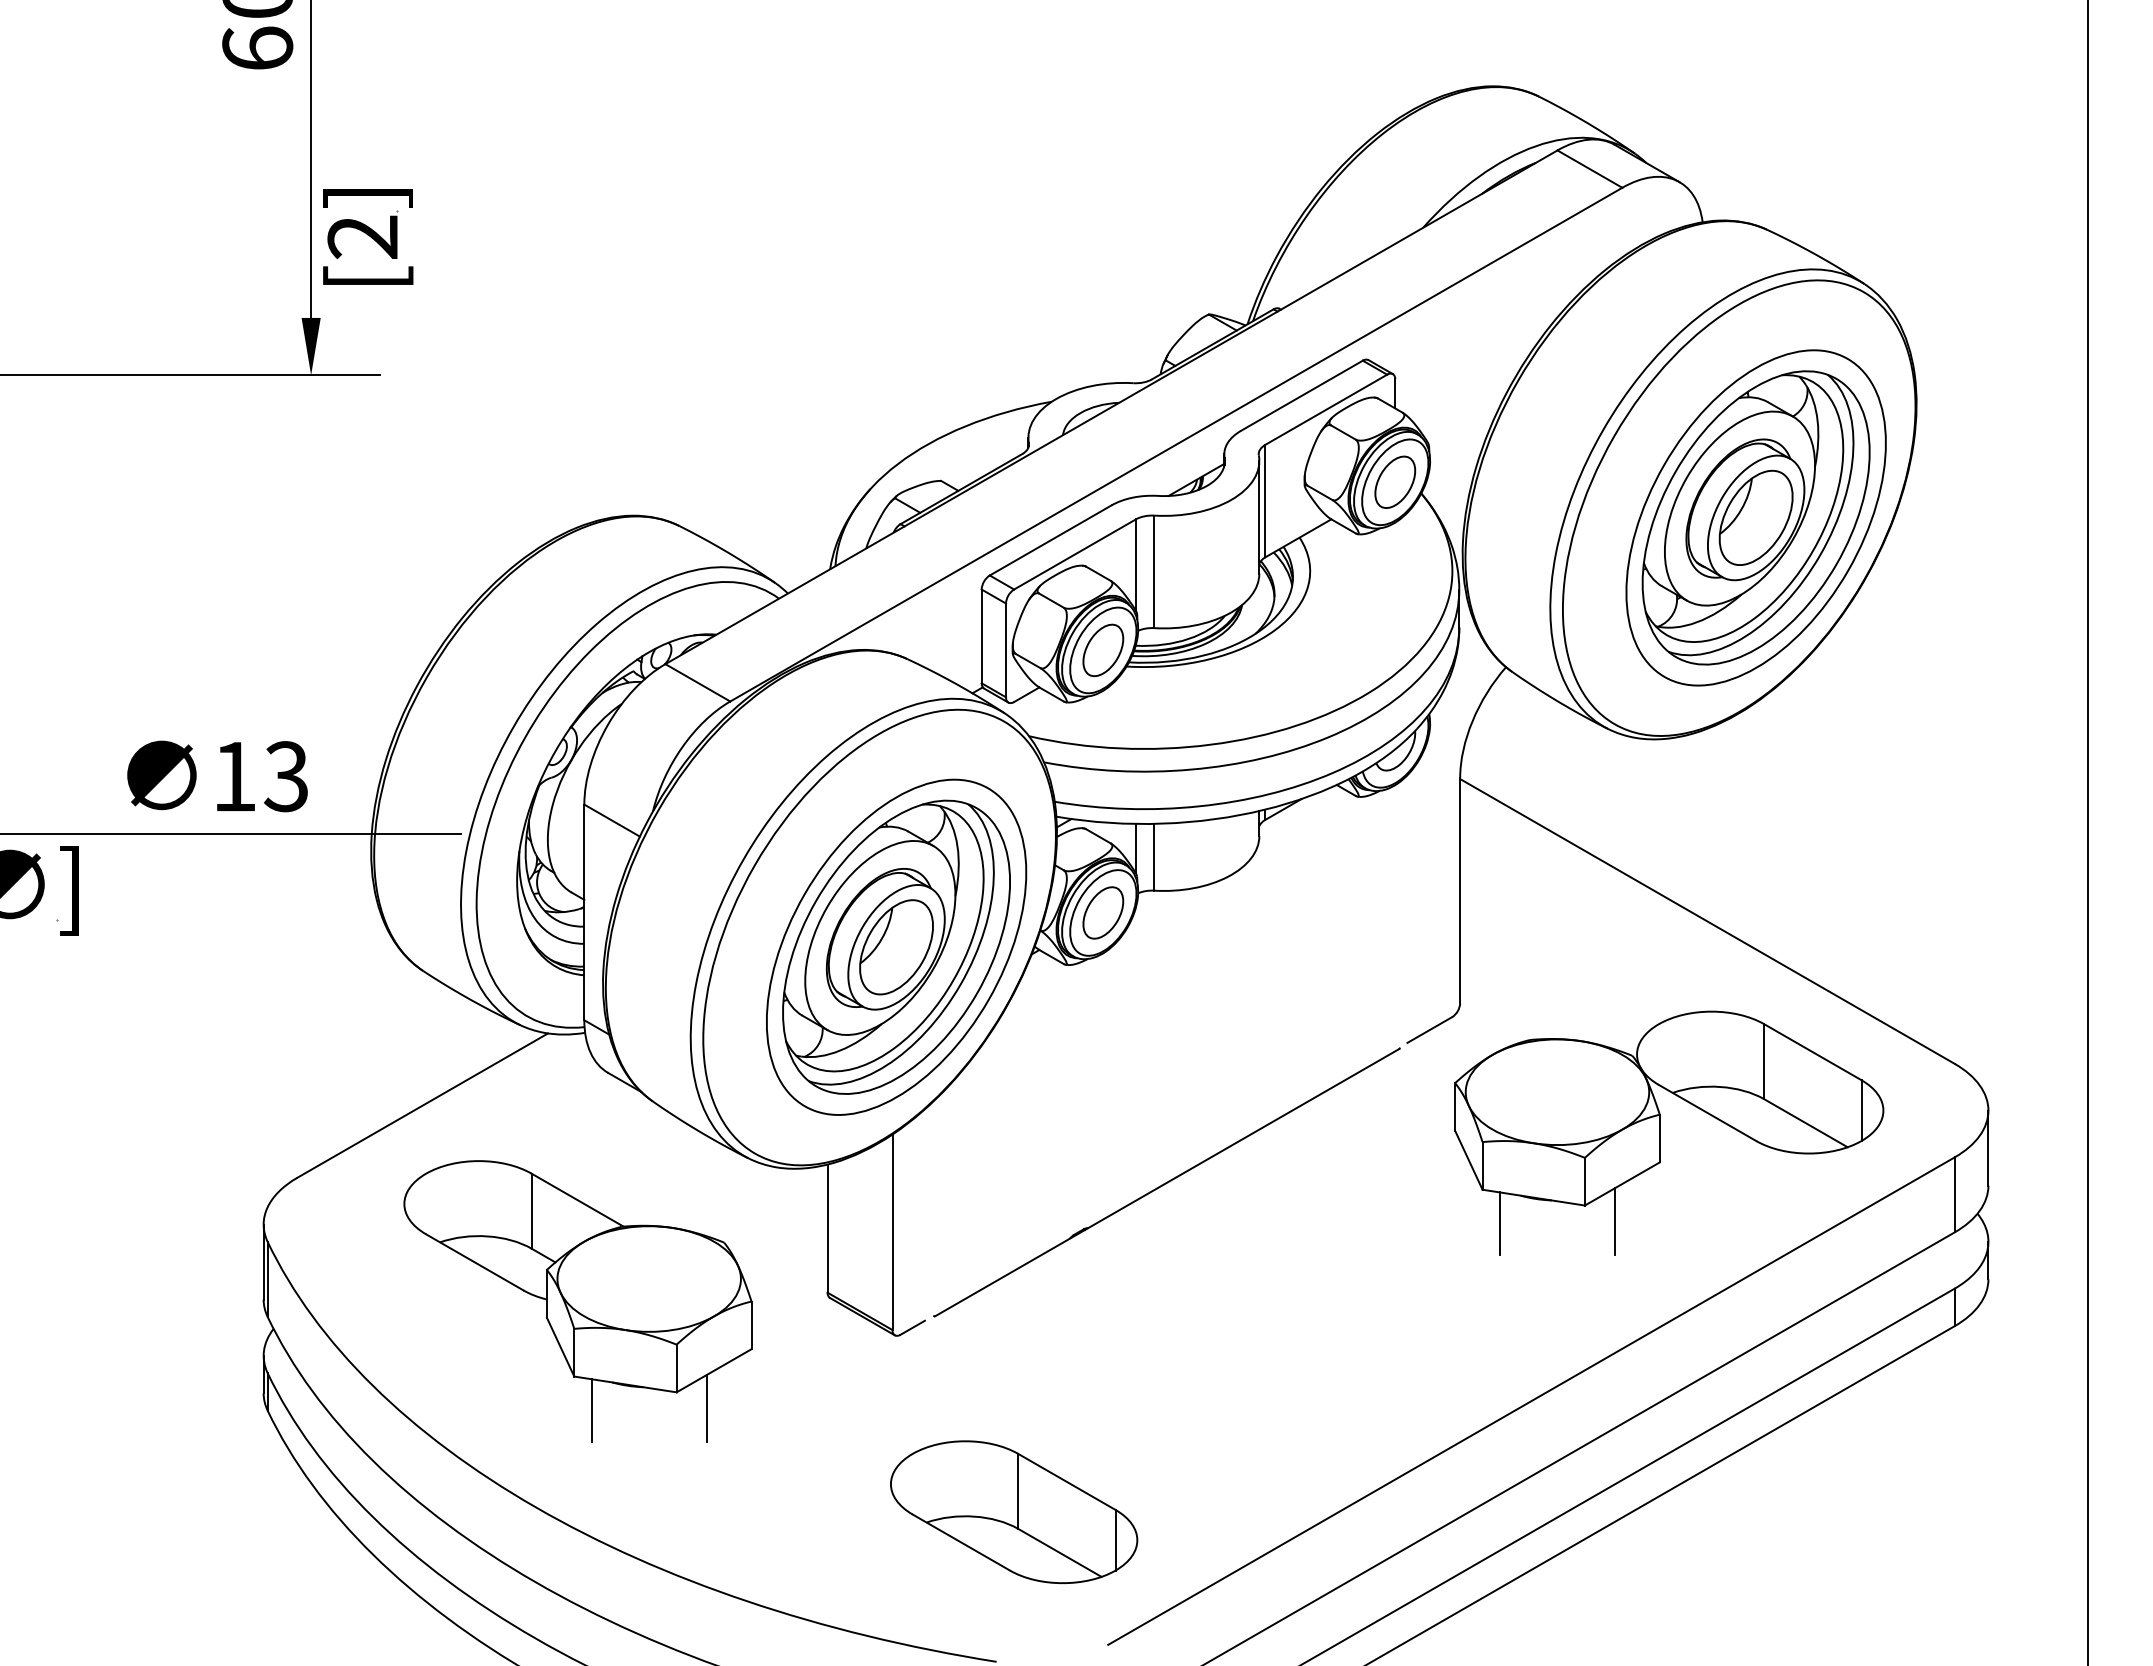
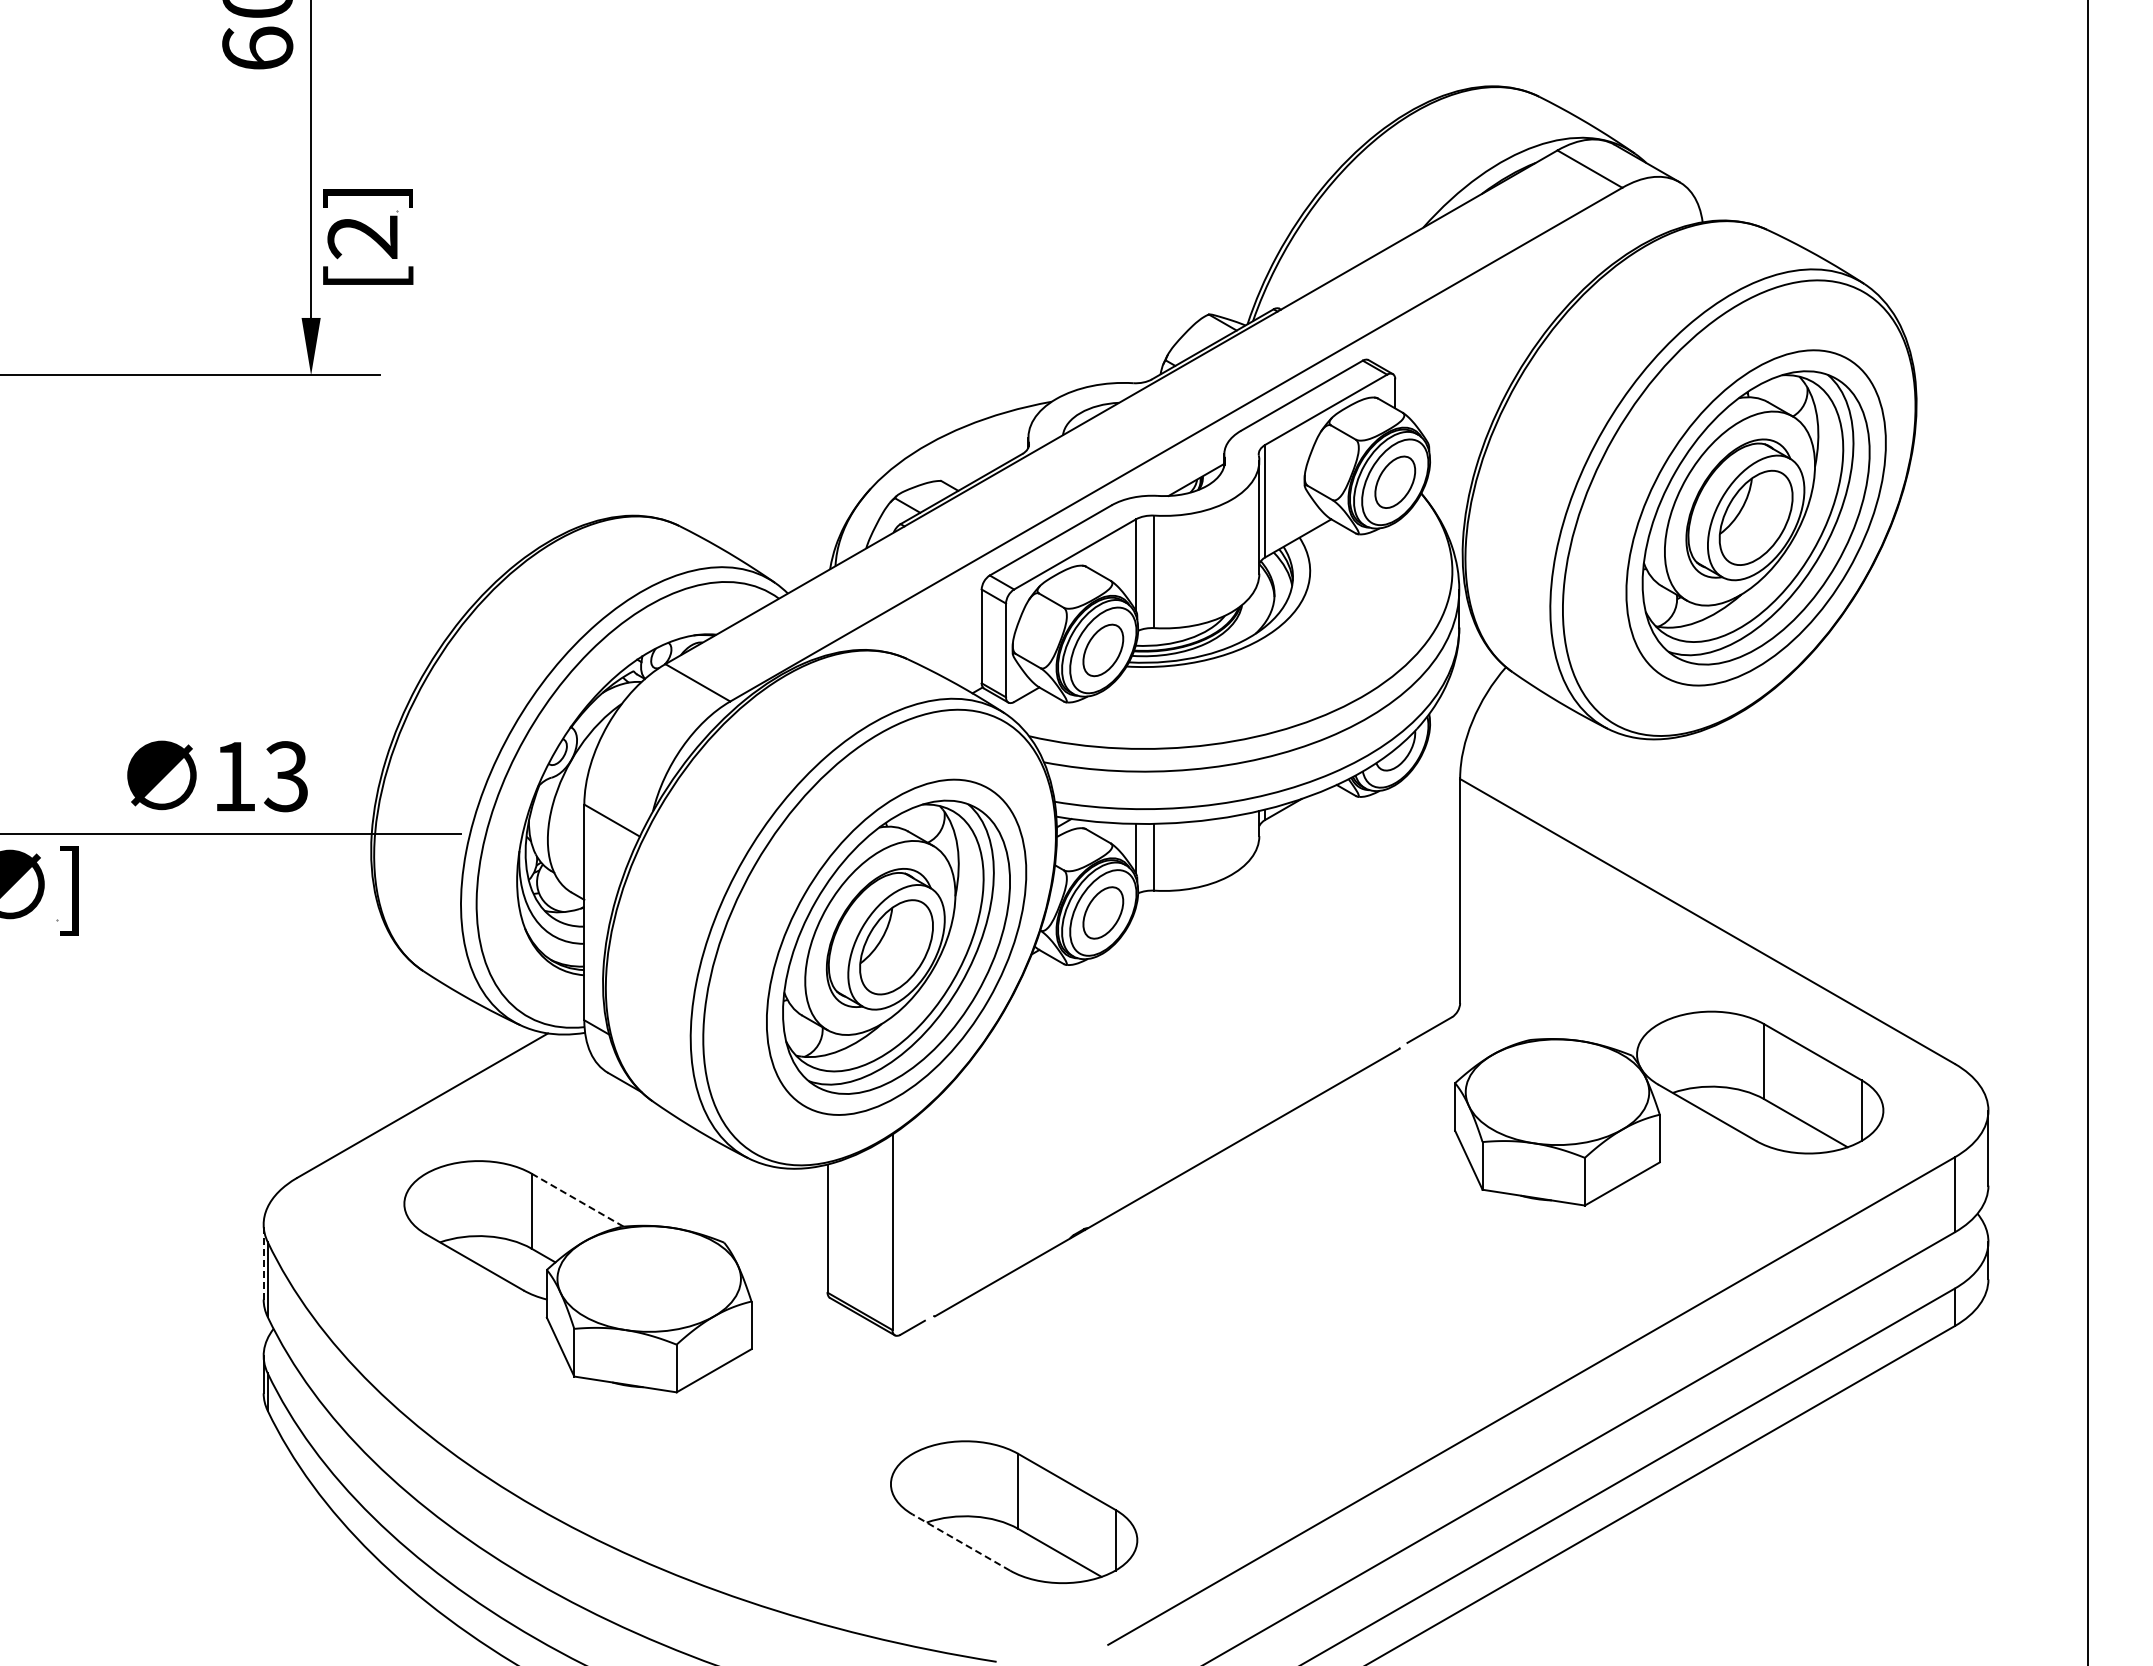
line: solid -> dashed (578, 1200)
line: present -> none (1614, 1221)
line: present -> none (1500, 1223)
line: solid -> dashed (263, 1262)
line: present -> none (706, 1408)
line: present -> none (591, 1410)
line: solid -> dashed (961, 1542)
